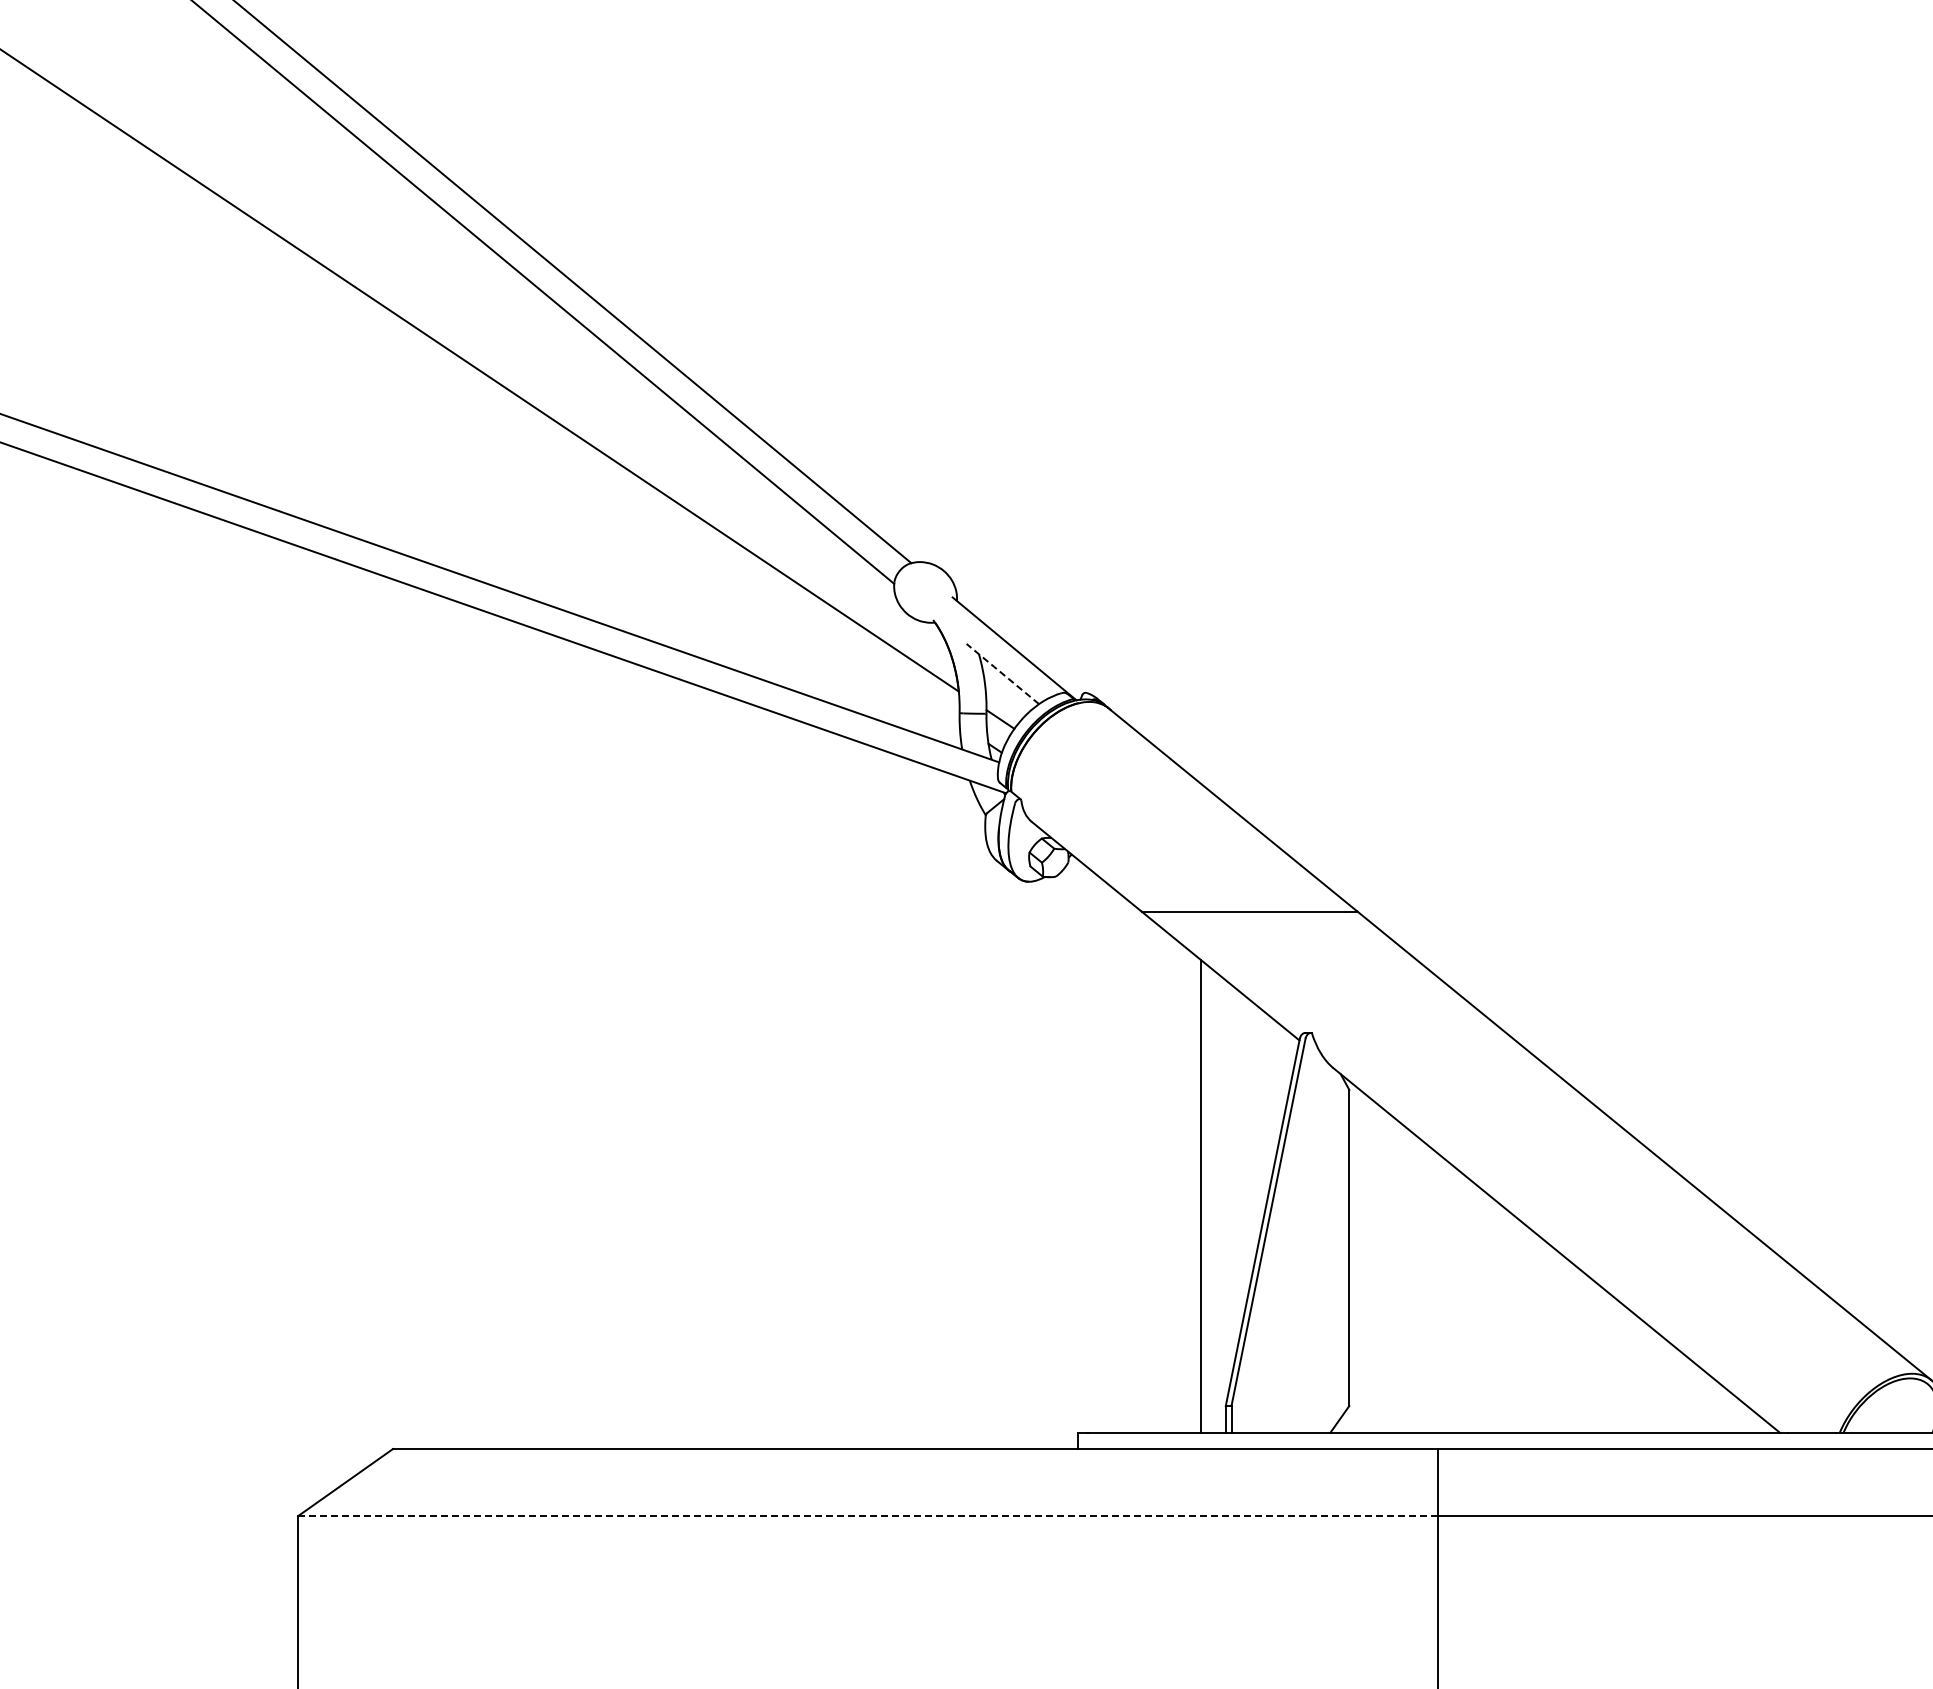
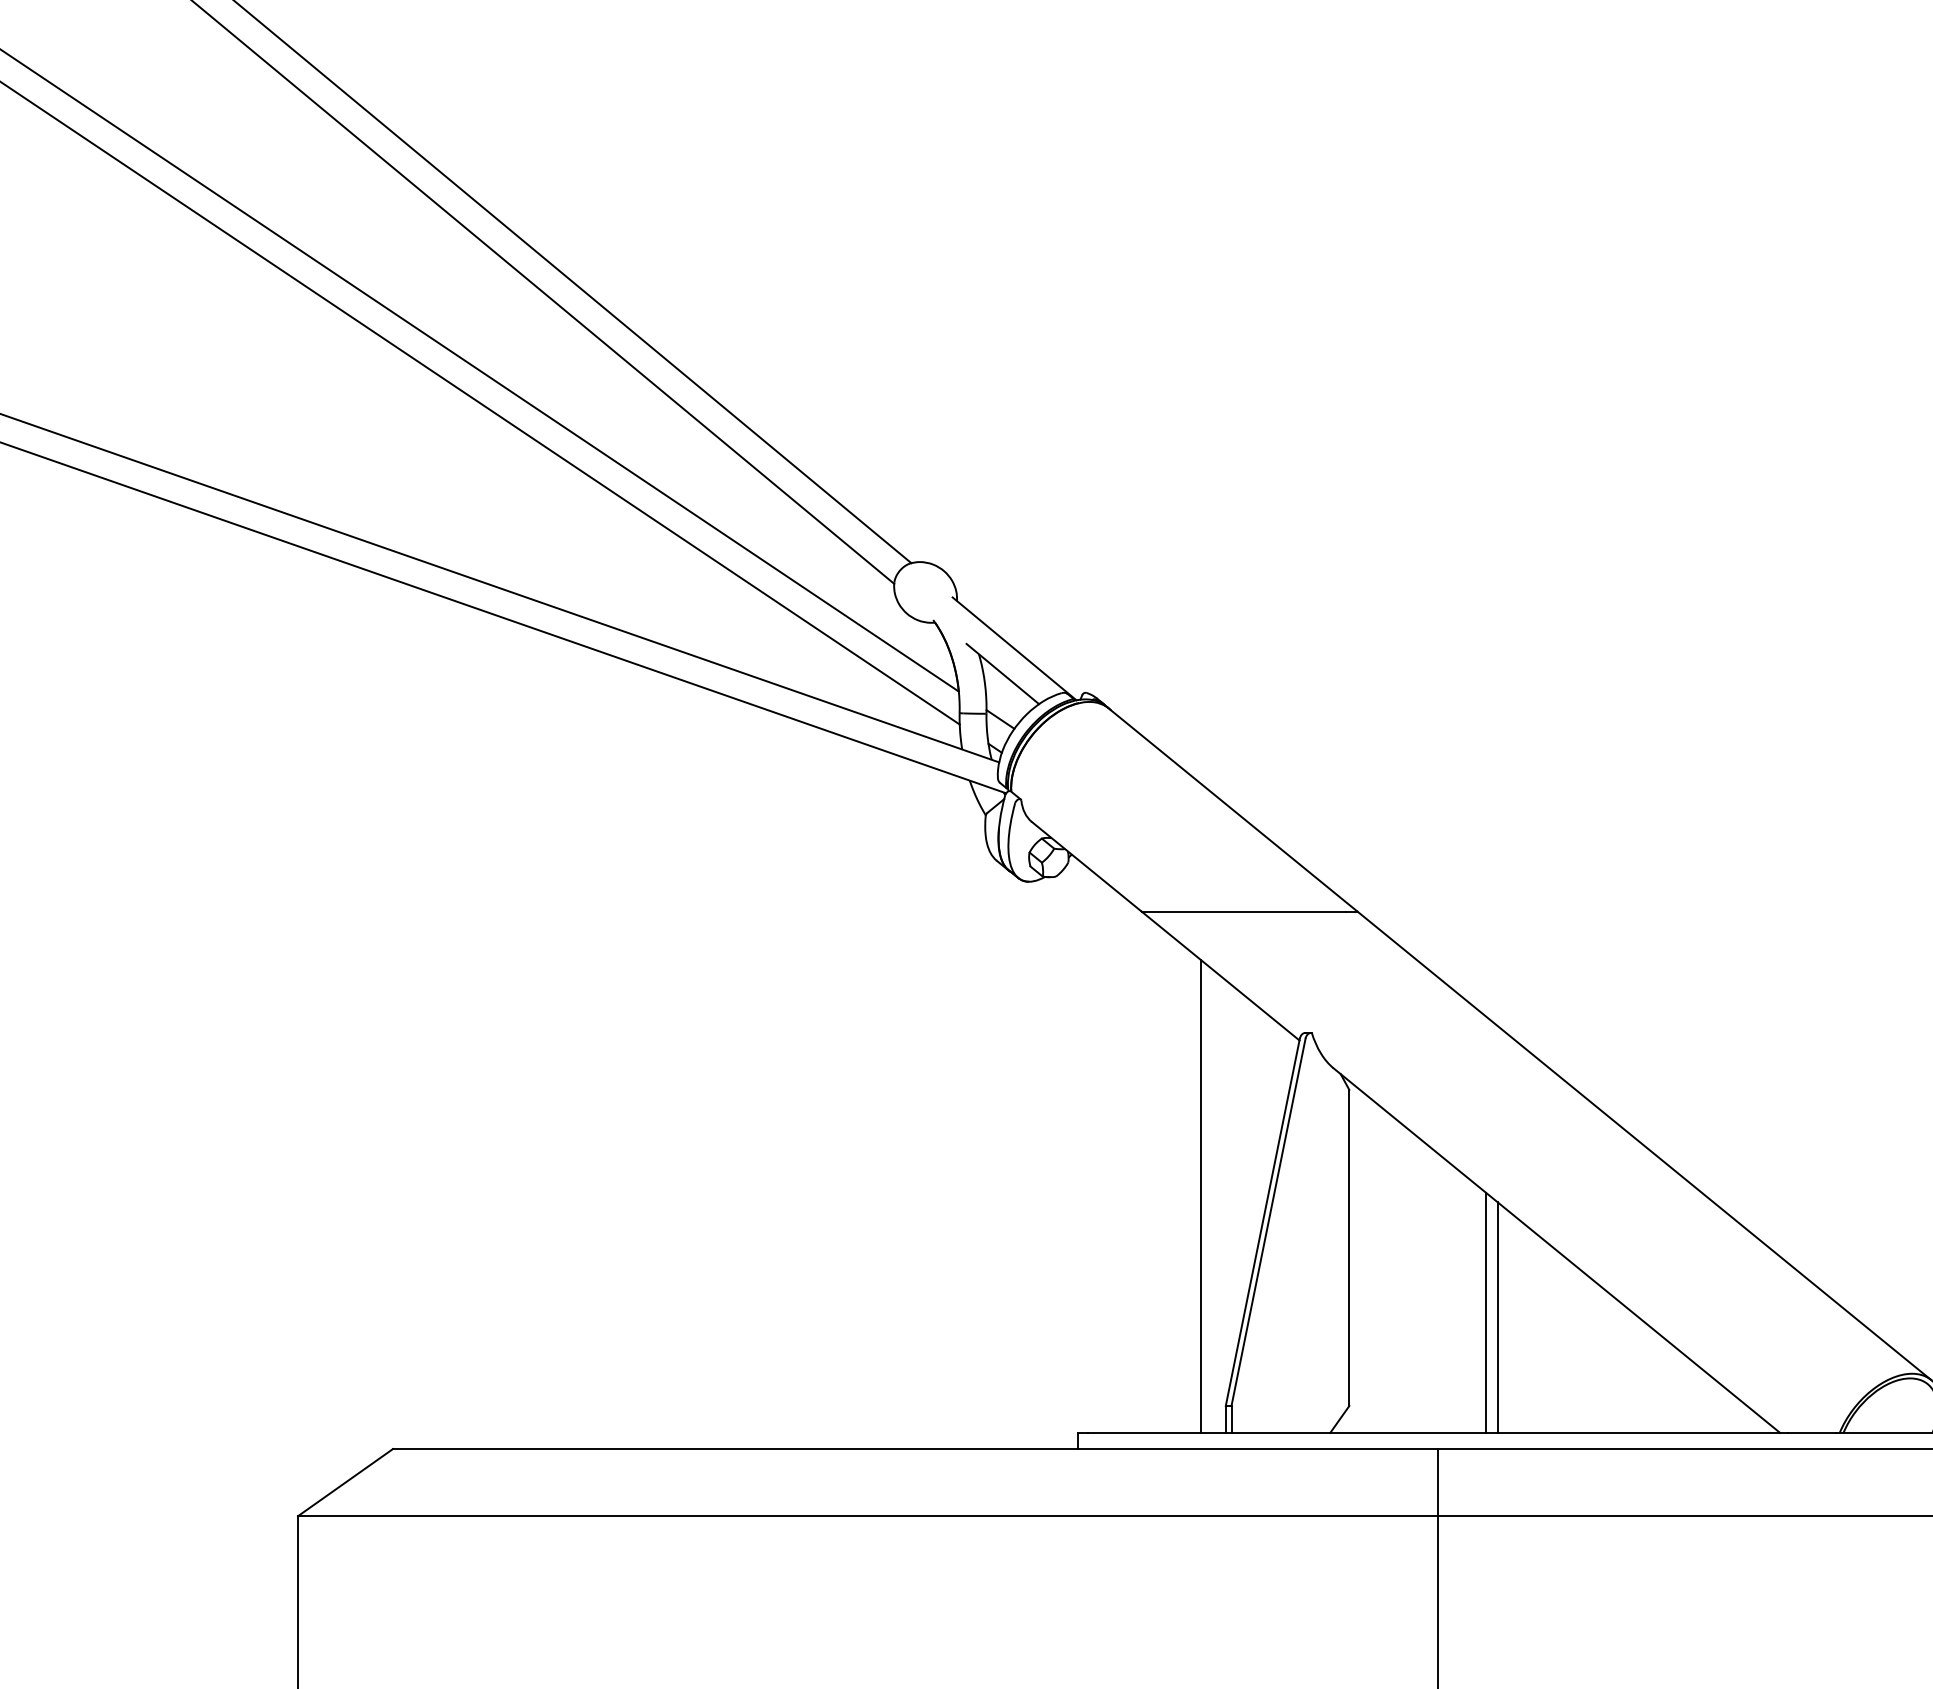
line: none -> present (480, 403)
line: dashed -> solid (1002, 673)
line: none -> present (1486, 1312)
line: none -> present (1497, 1317)
line: dashed -> solid (868, 1516)
